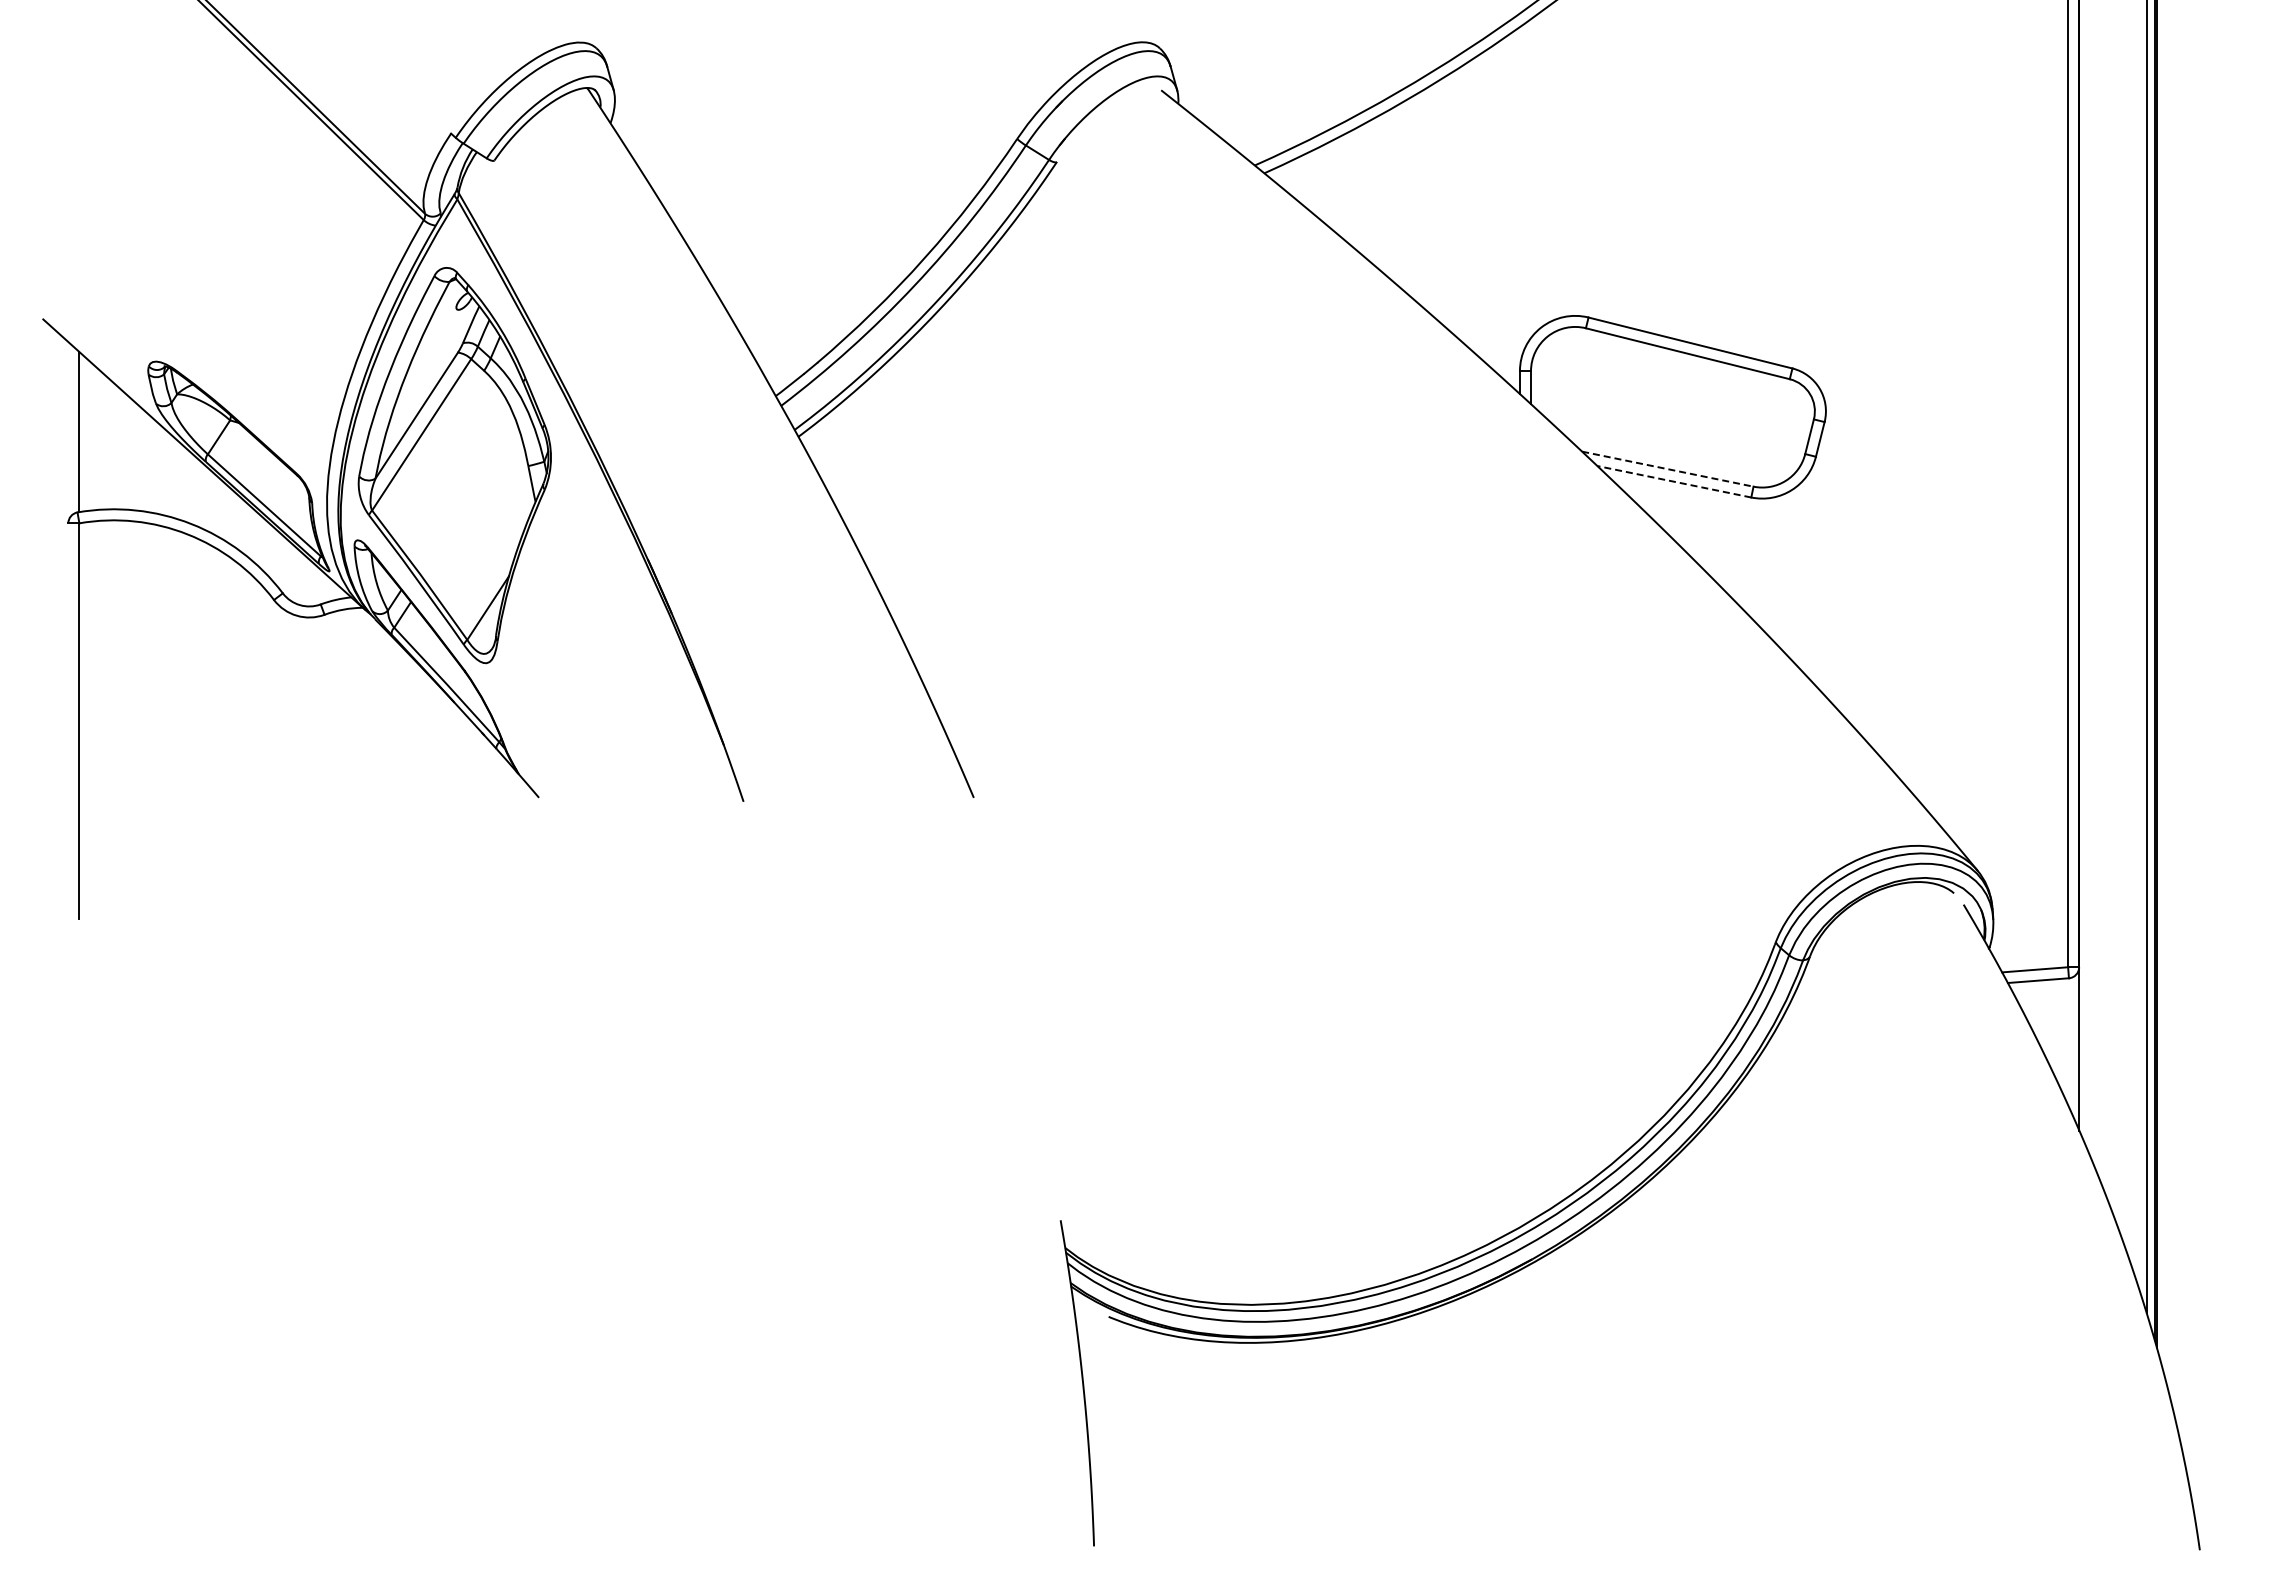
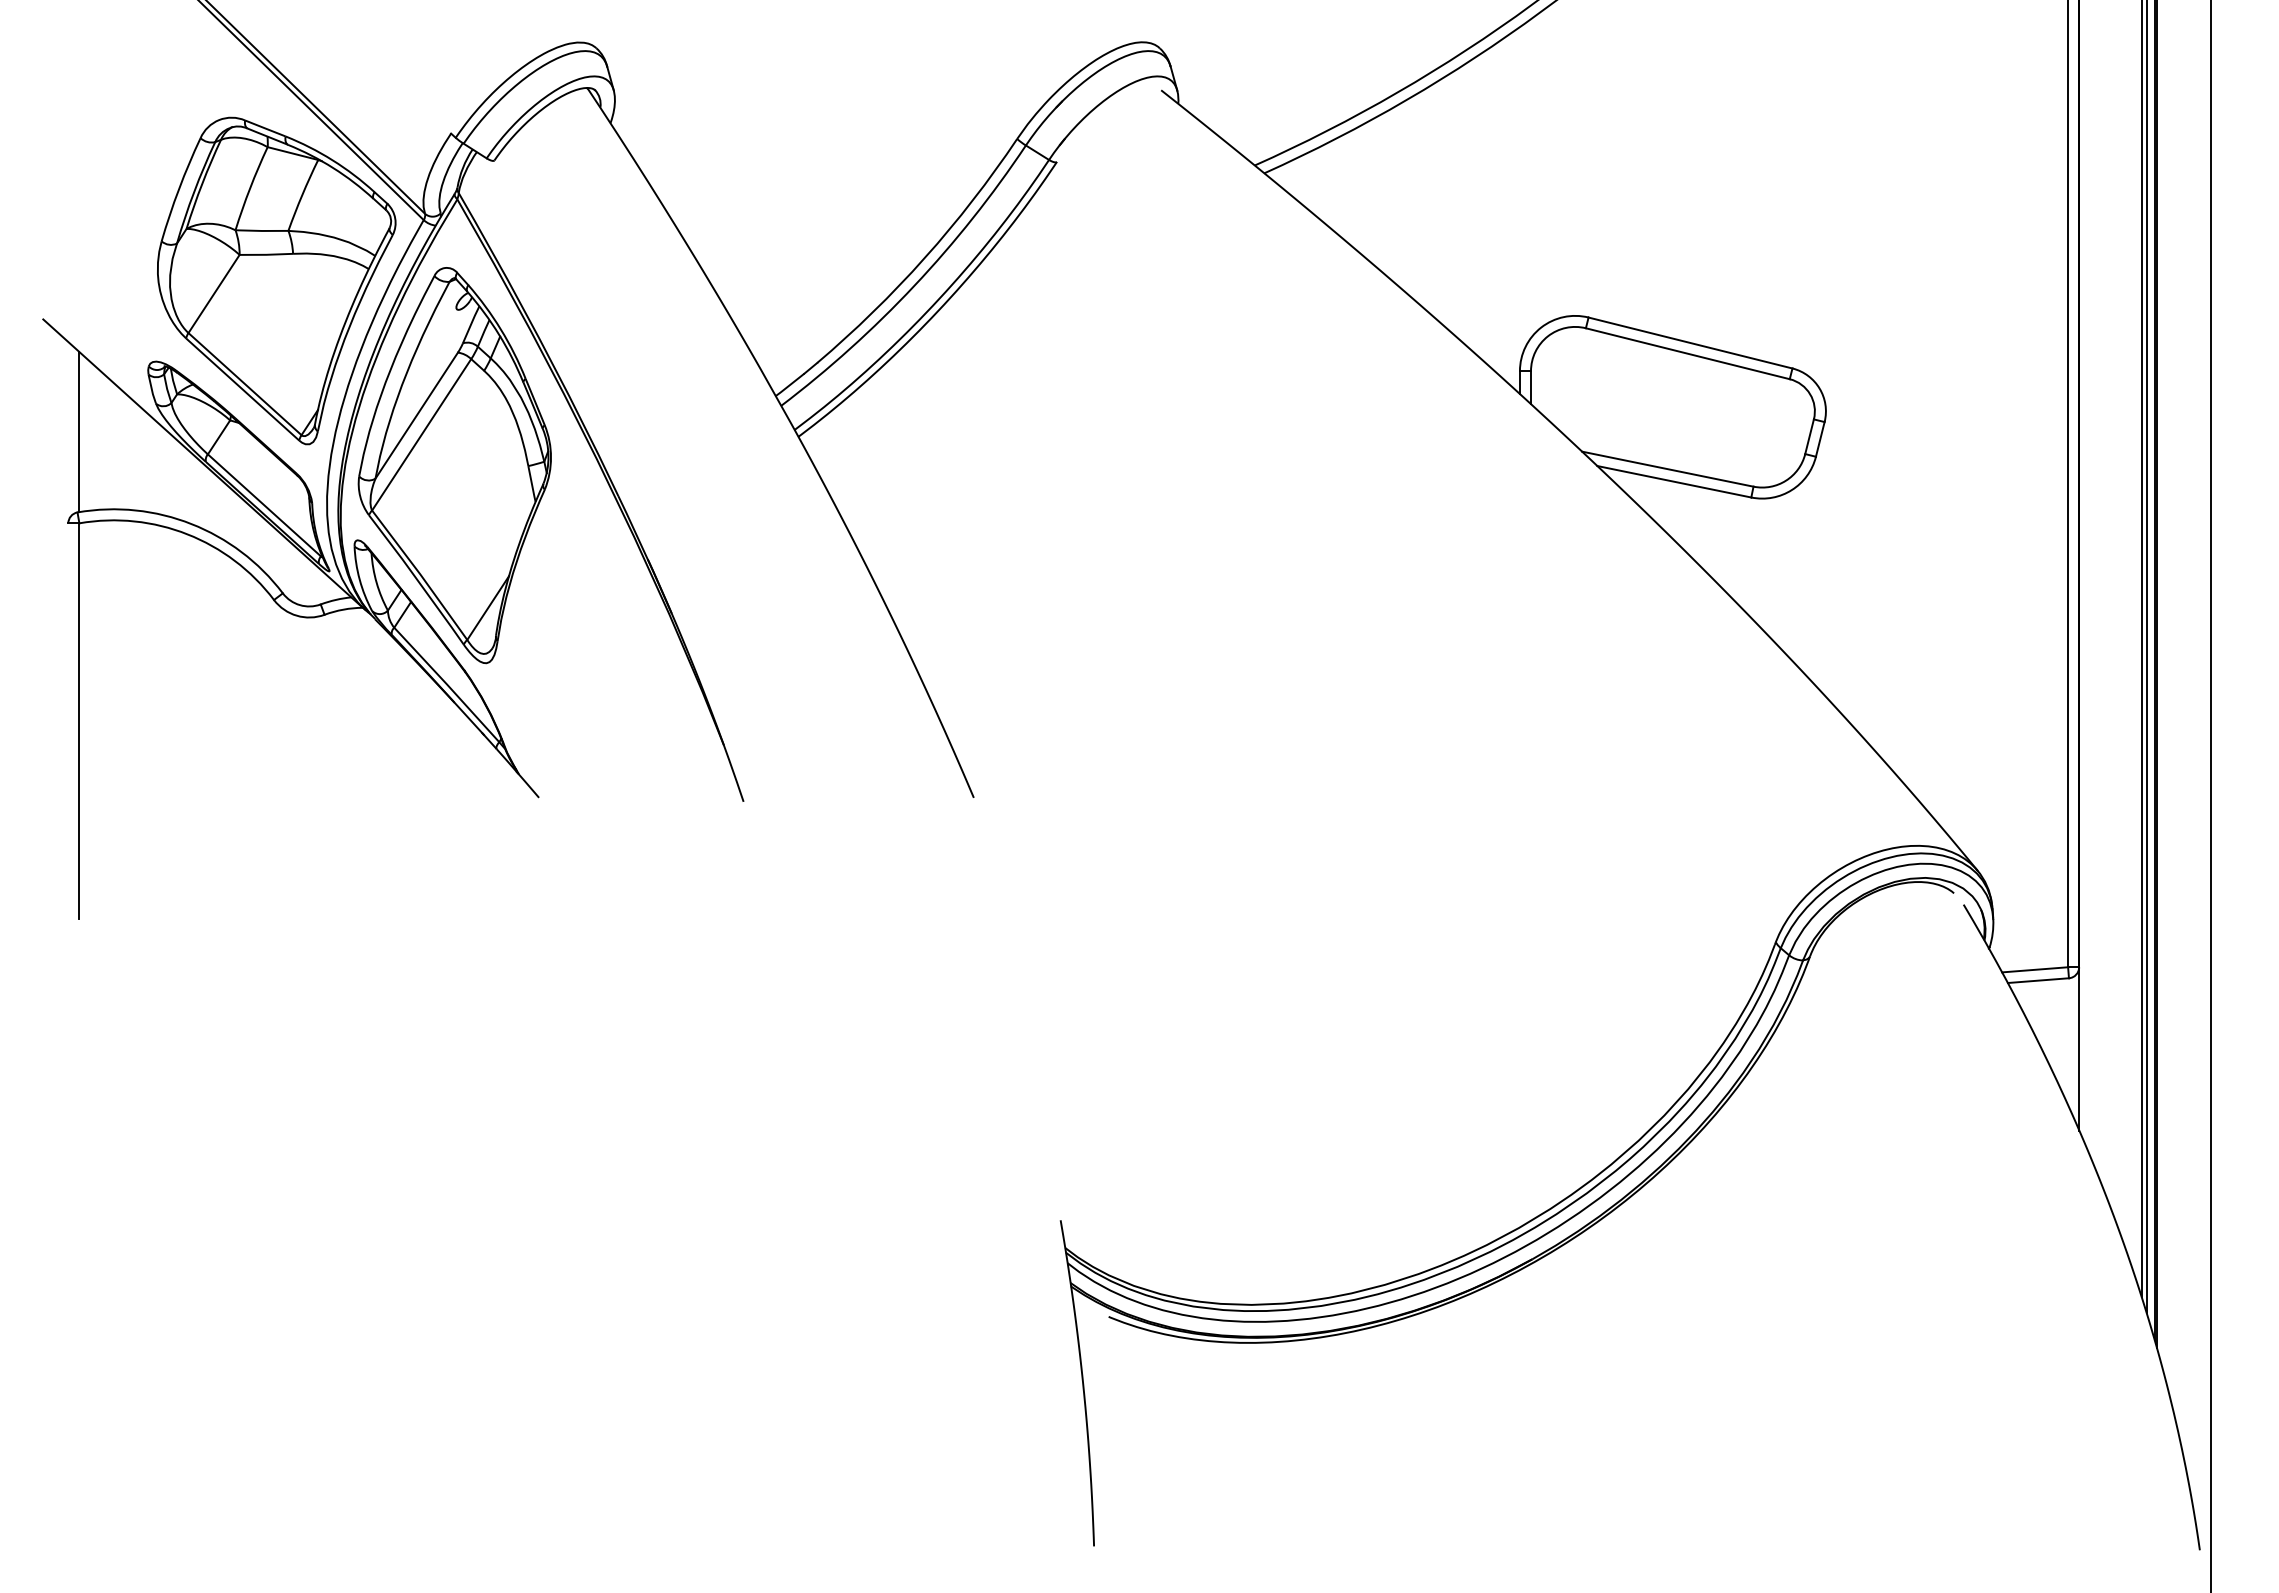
part: none -> present (276, 280)
line: dashed -> solid (1668, 469)
line: dashed -> solid (1674, 481)
line: none -> present (2141, 649)
line: none -> present (2210, 795)
